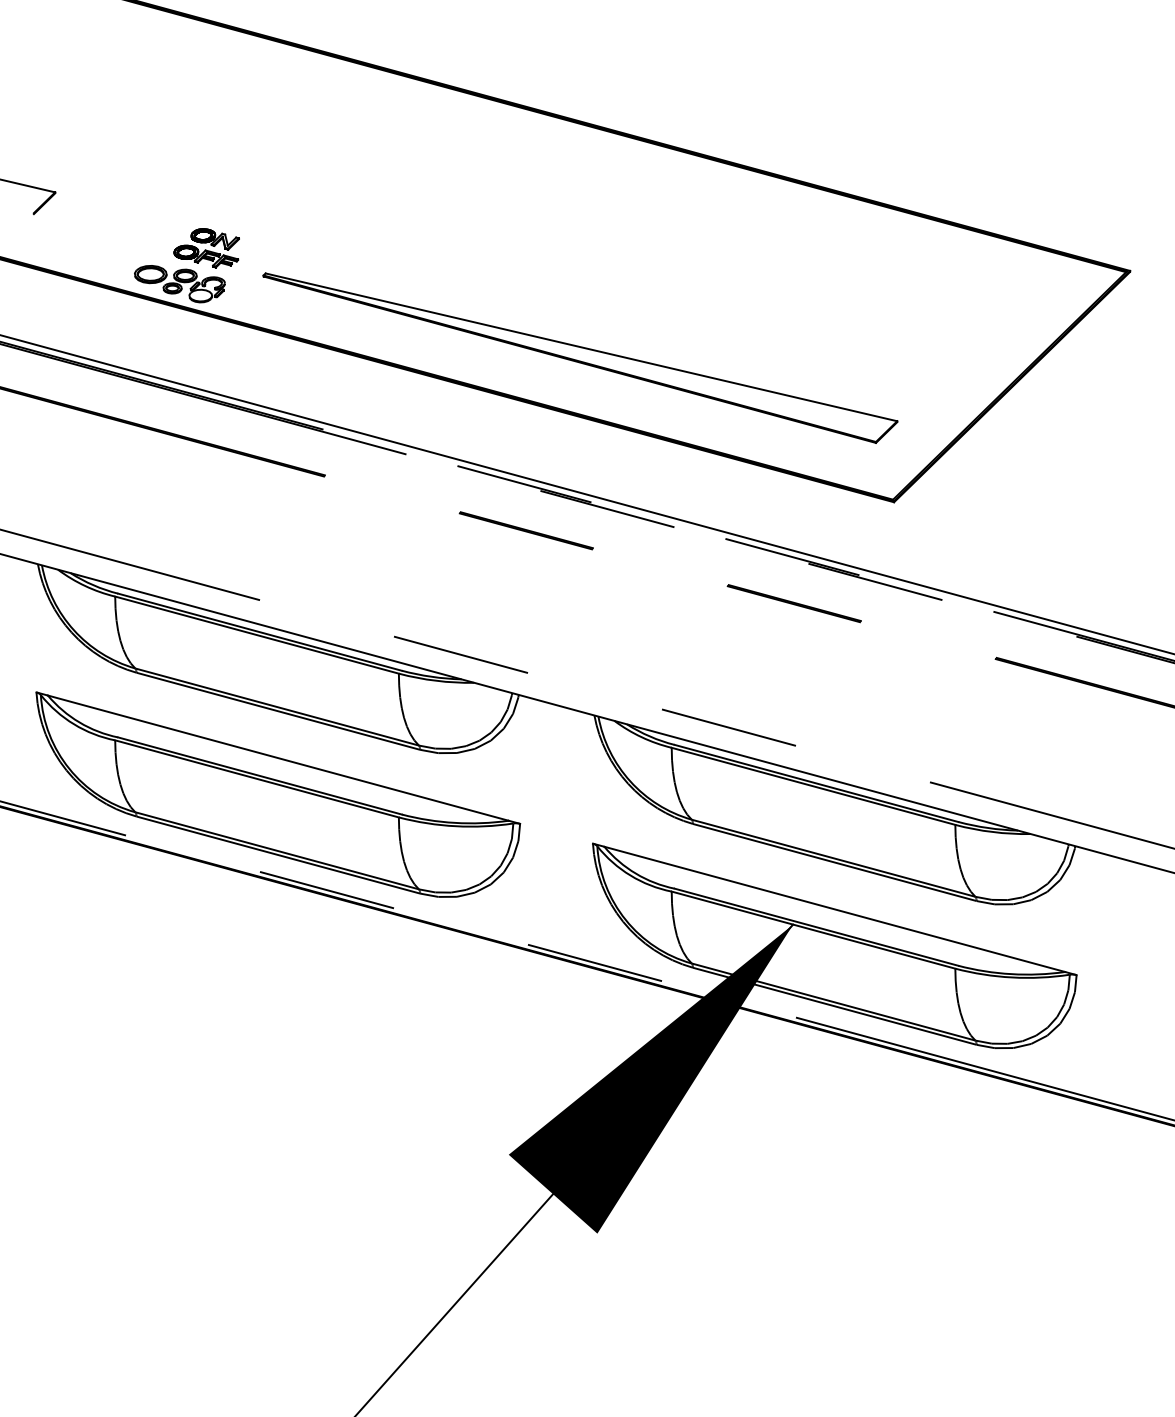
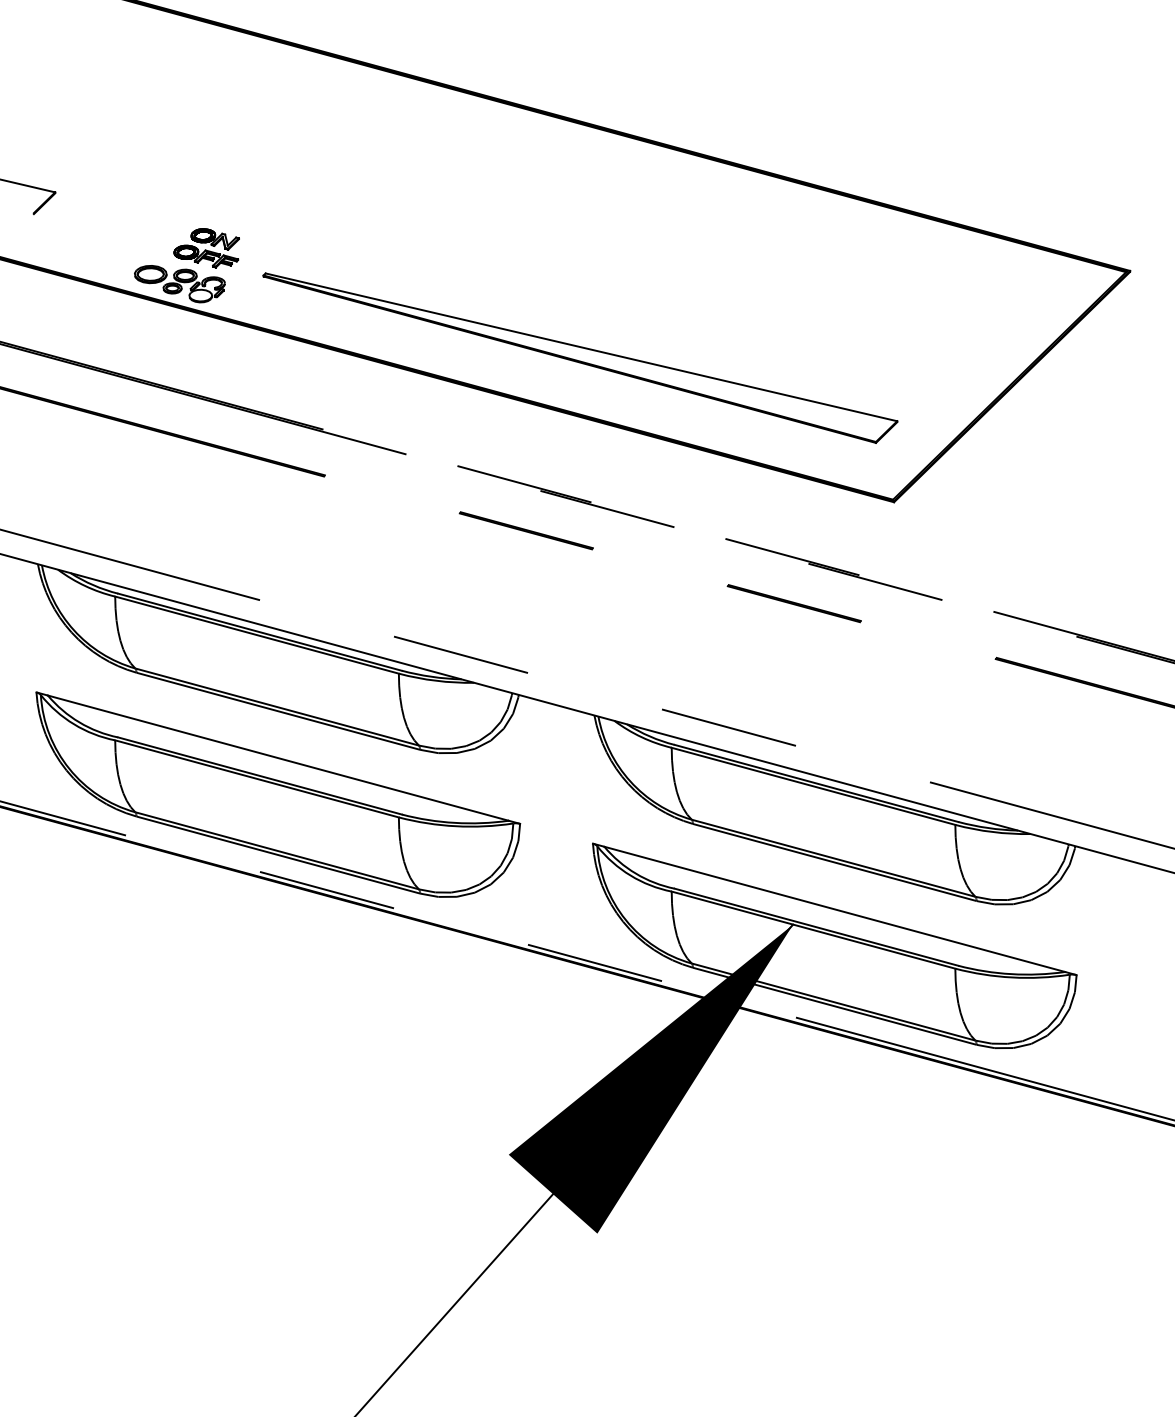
line: present -> none (586, 494)
